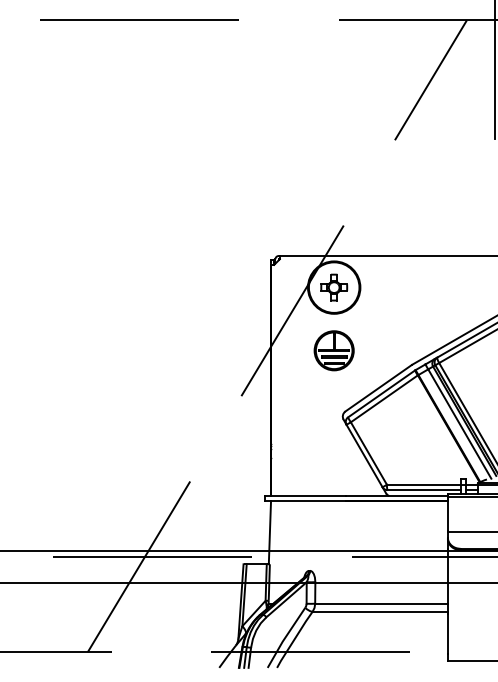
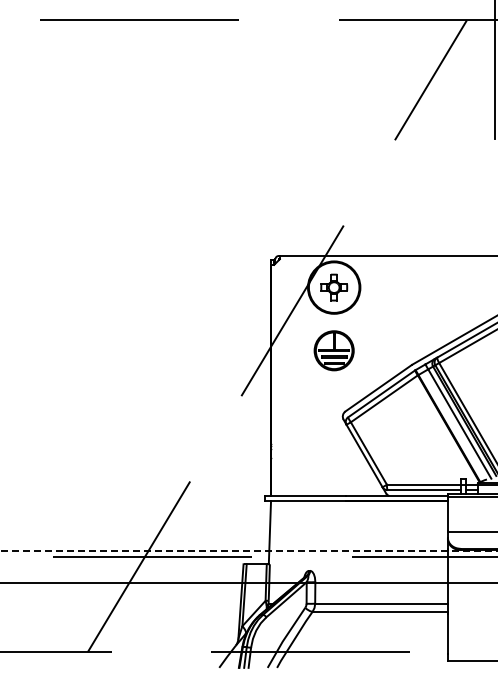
line: solid -> dashed (248, 551)
